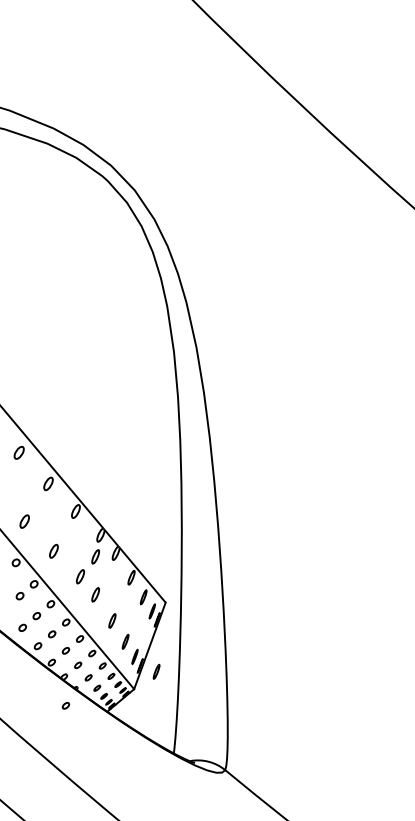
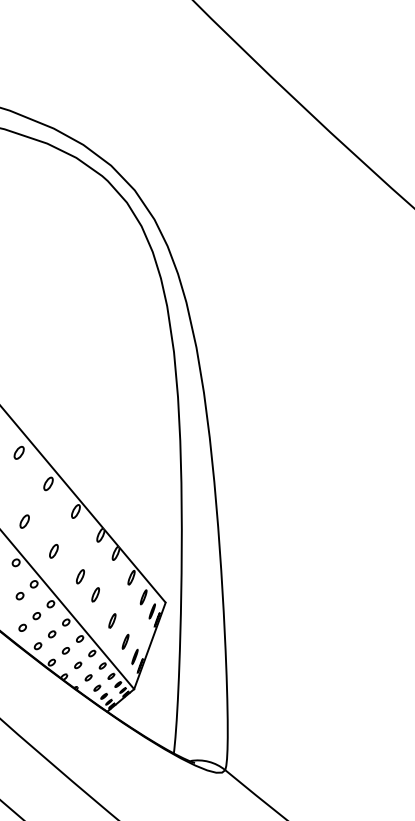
part: present -> none (95, 556)
part: present -> none (156, 671)
part: present -> none (65, 705)
